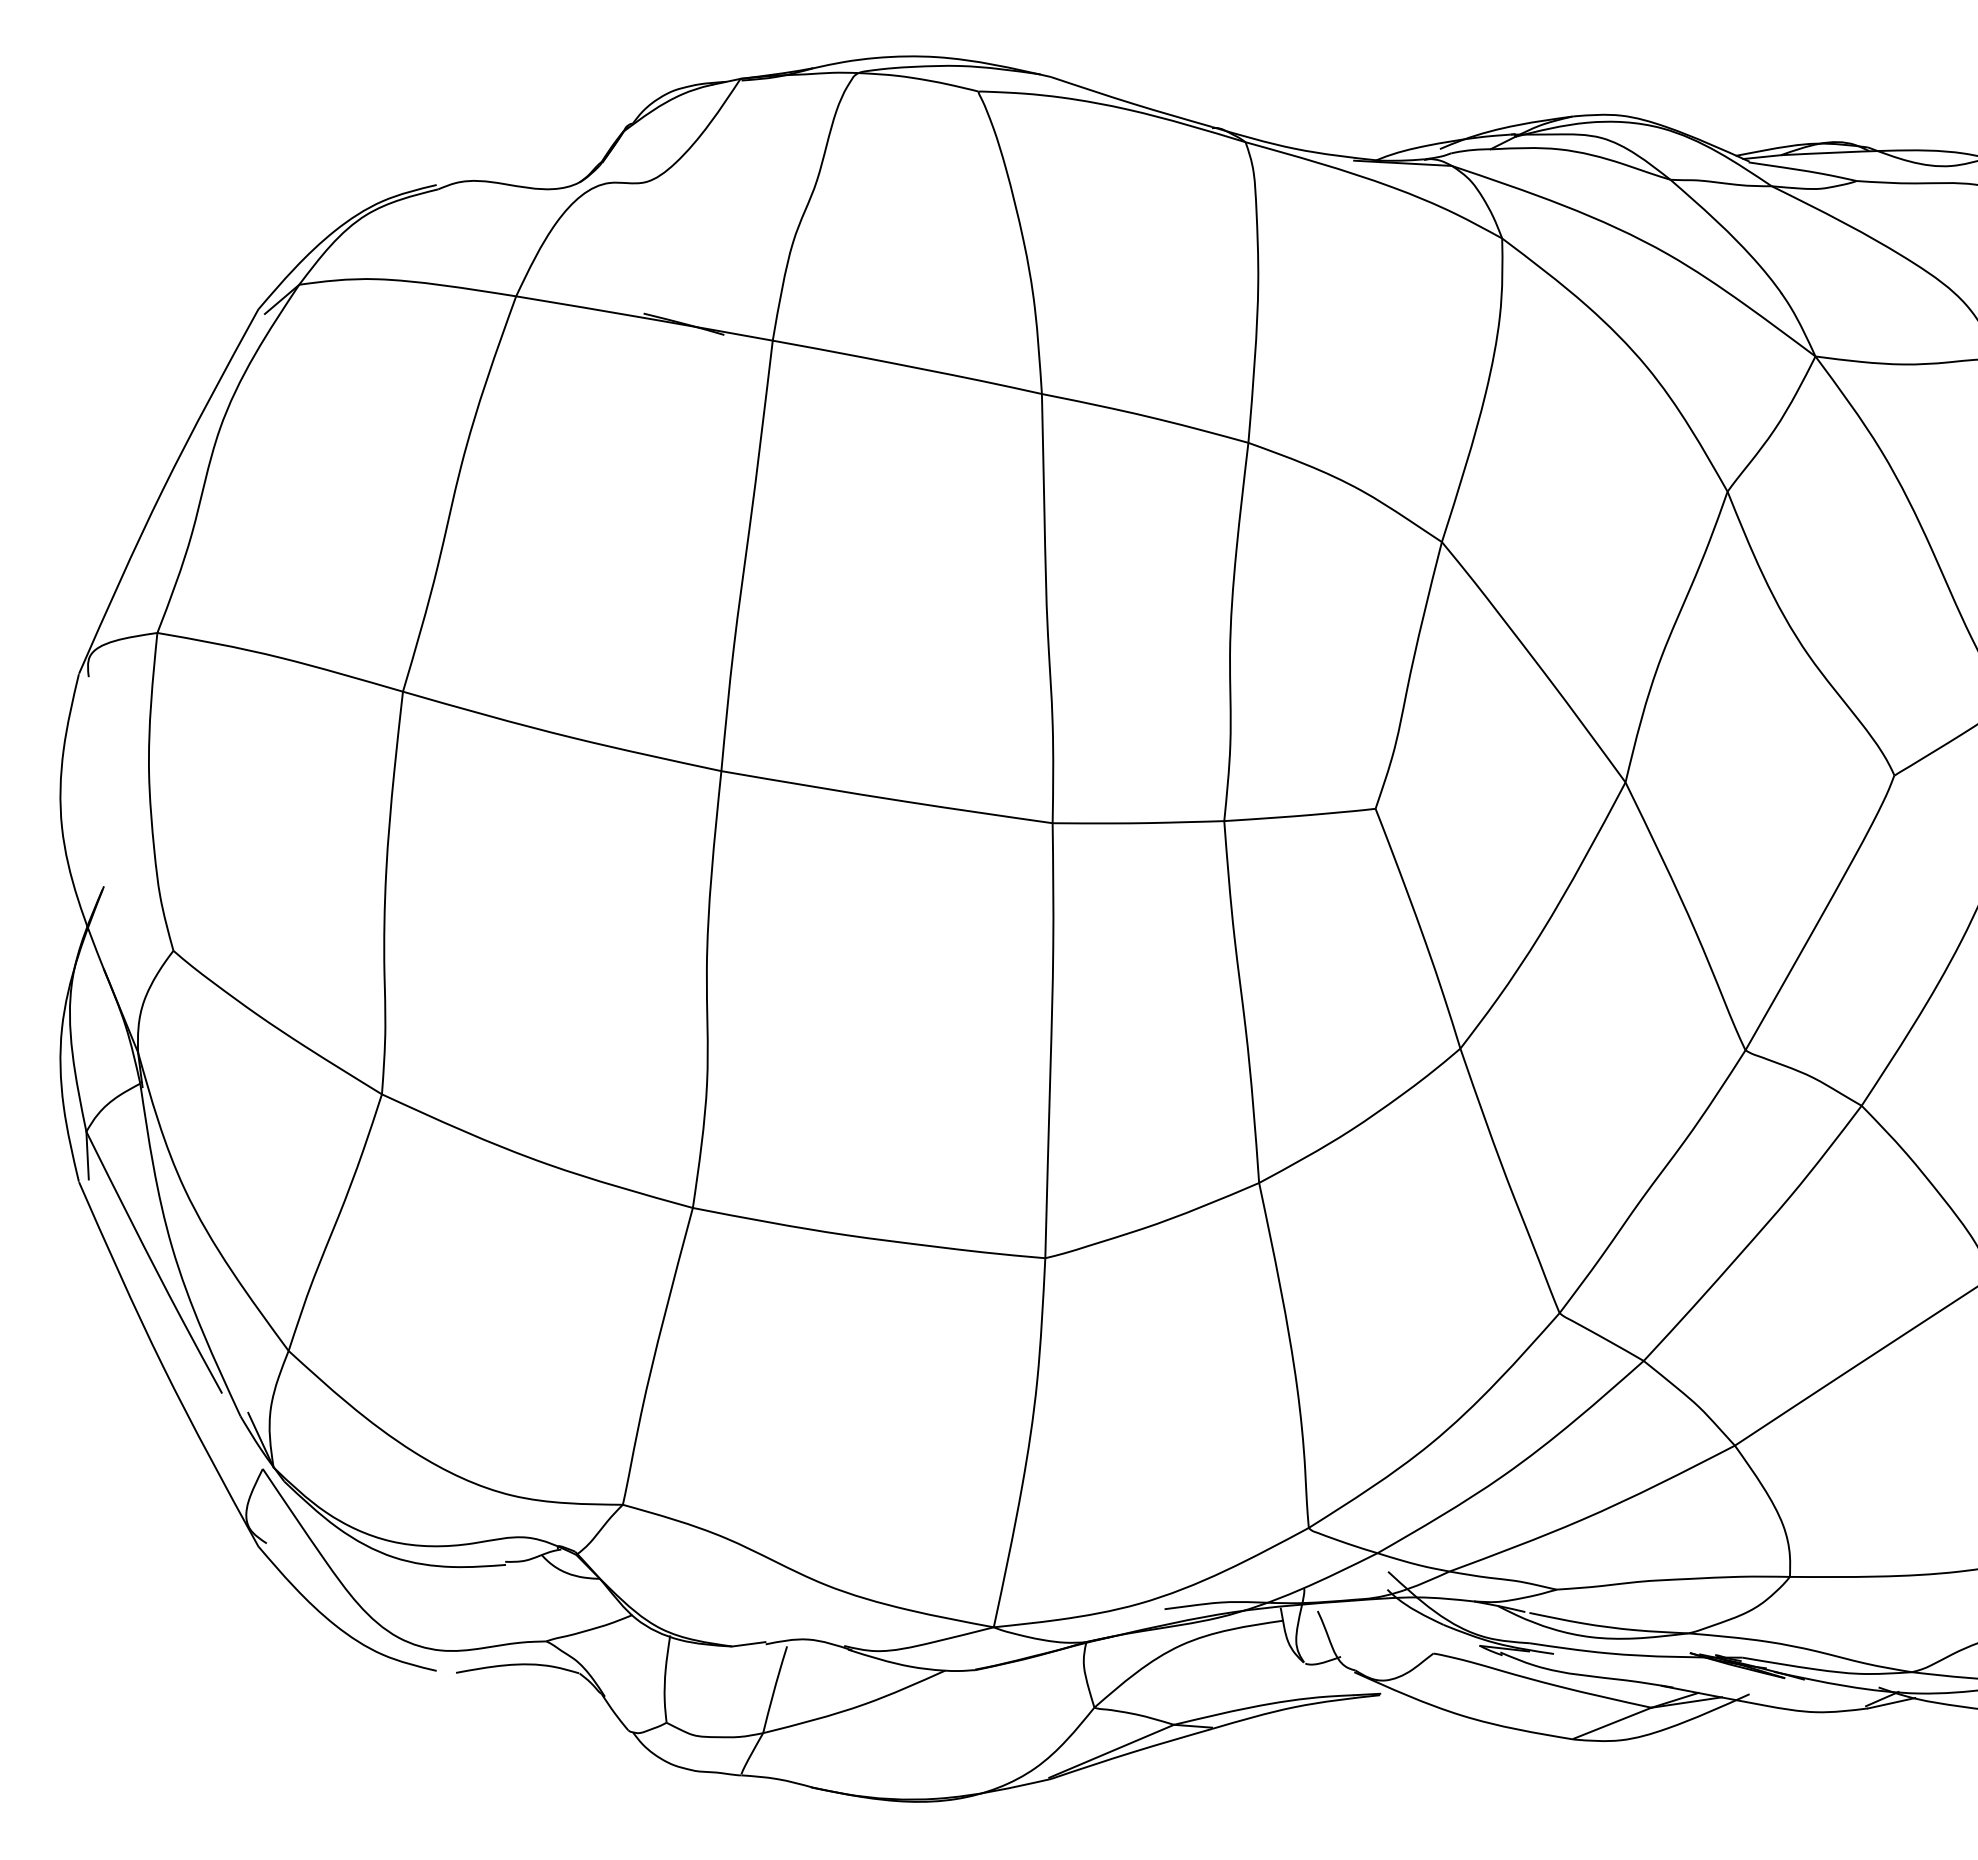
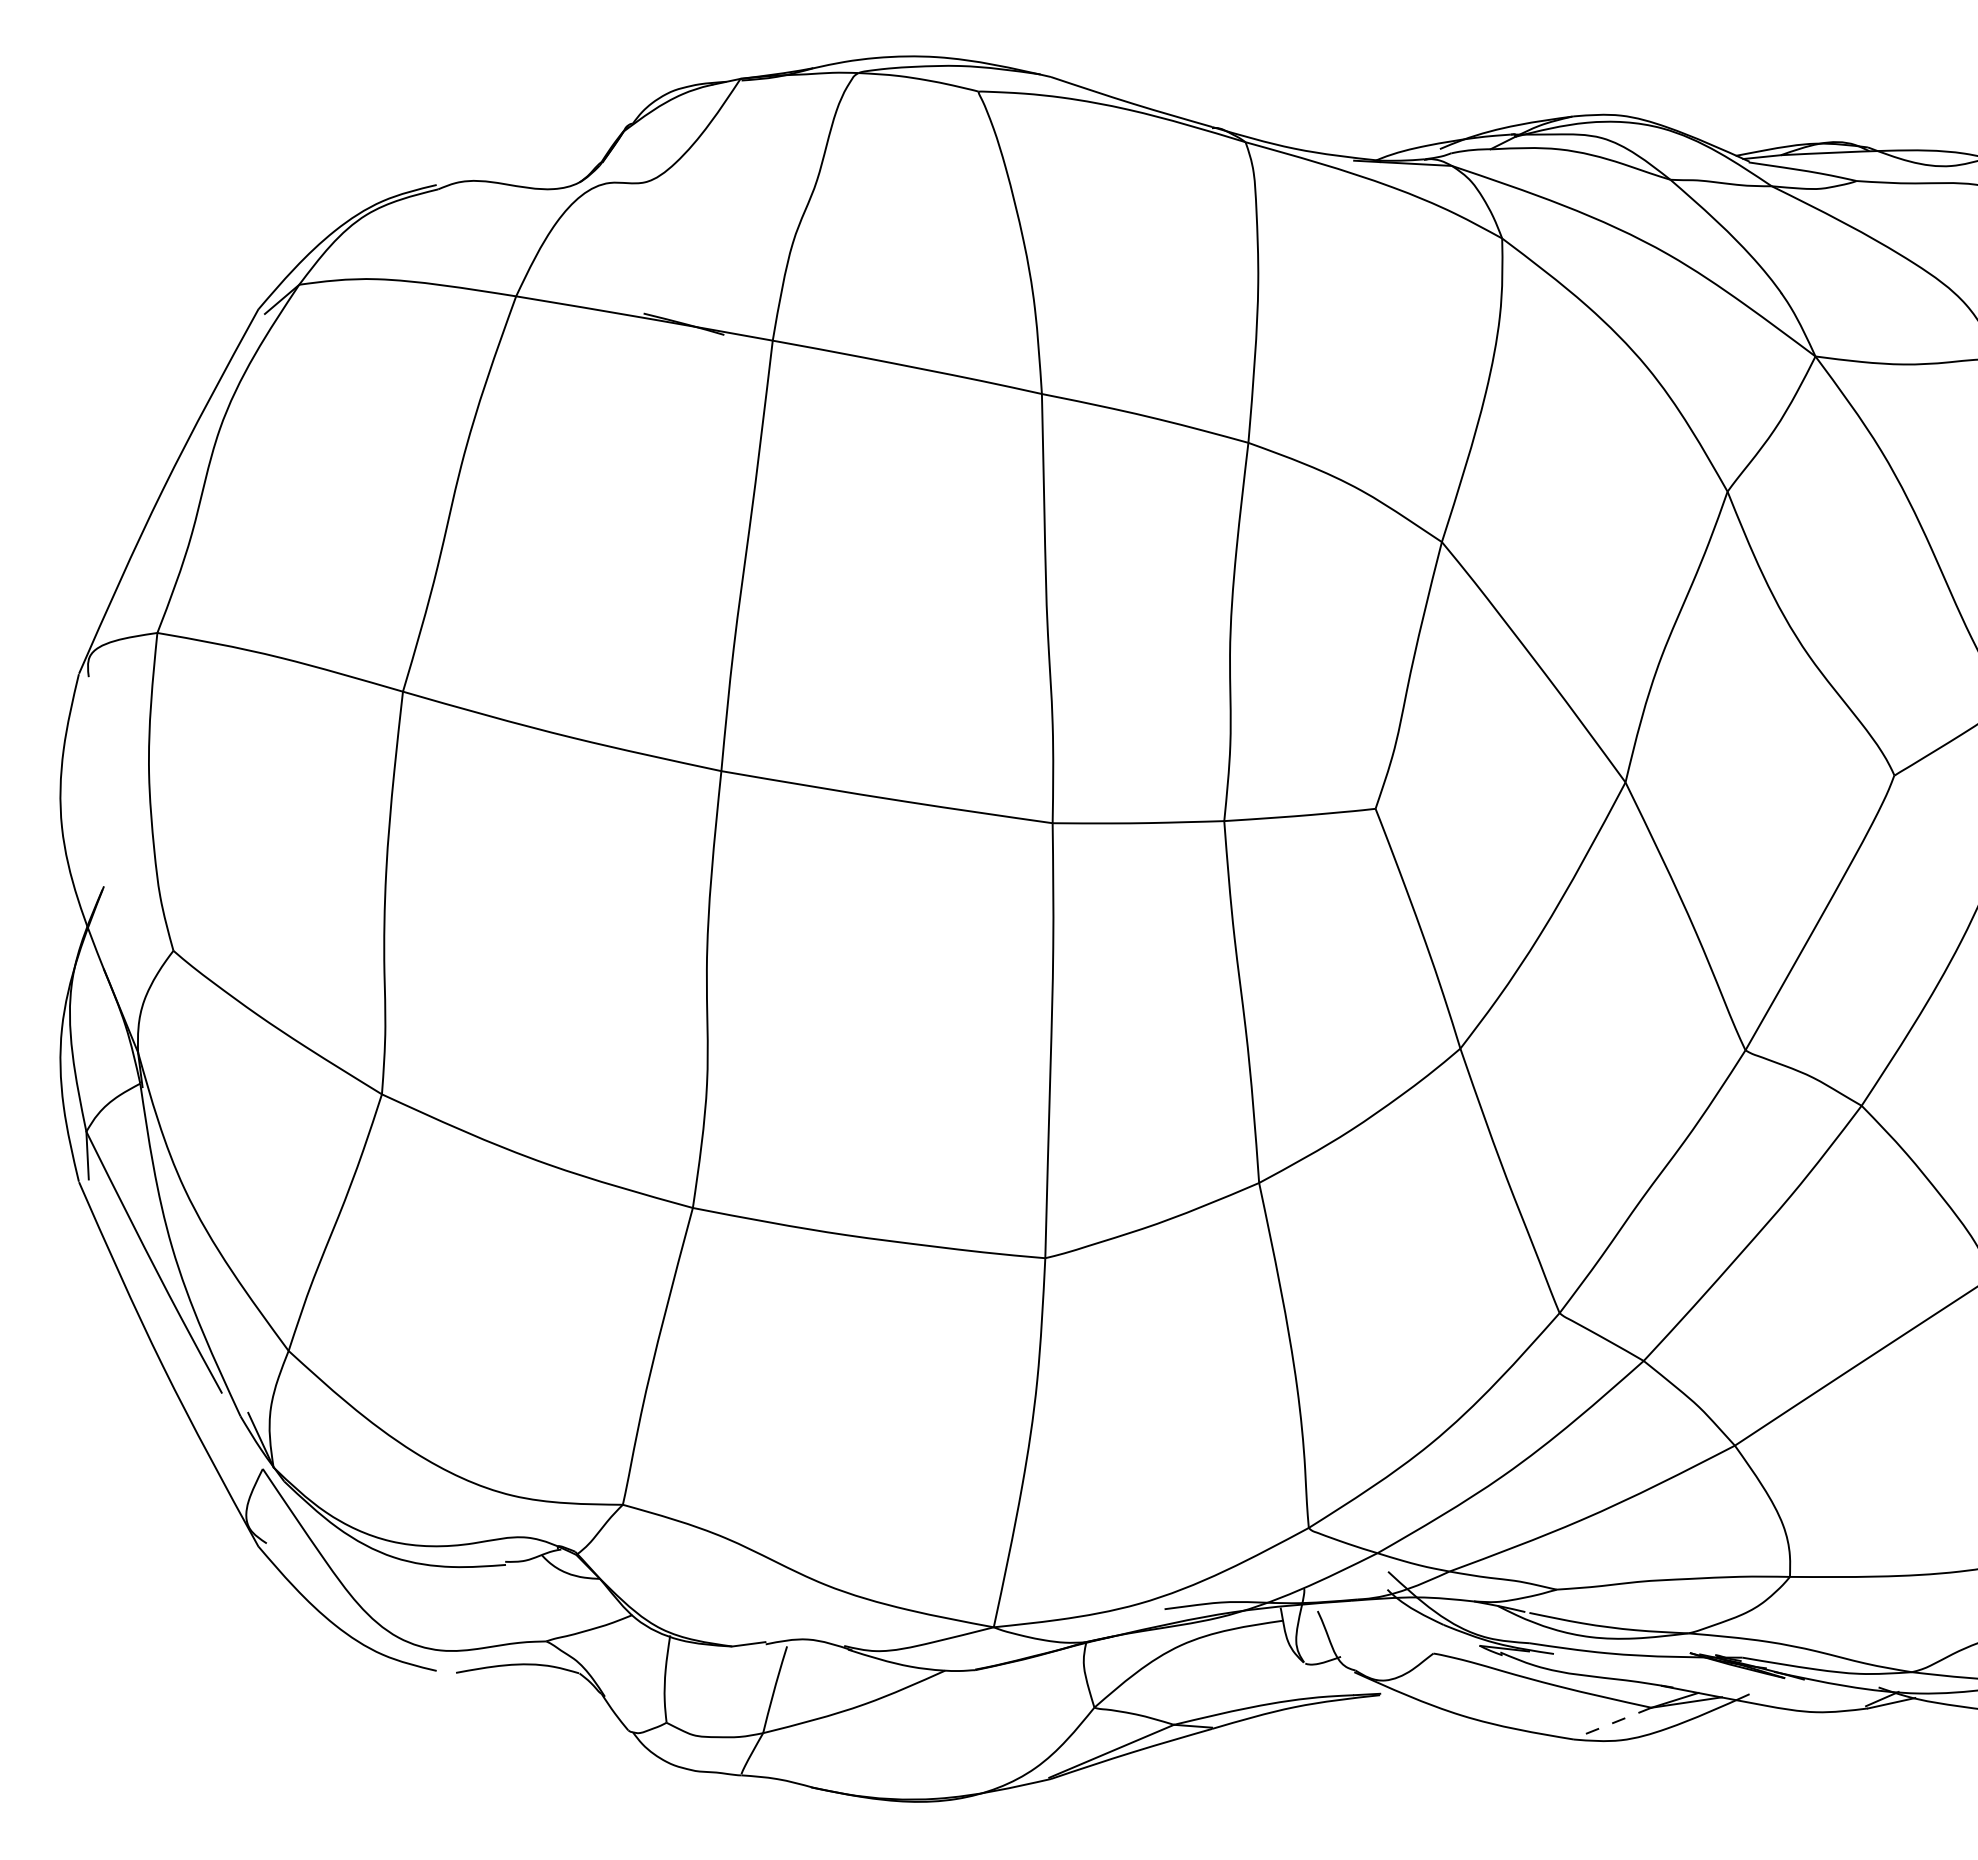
line: solid -> dashed (1612, 1723)
